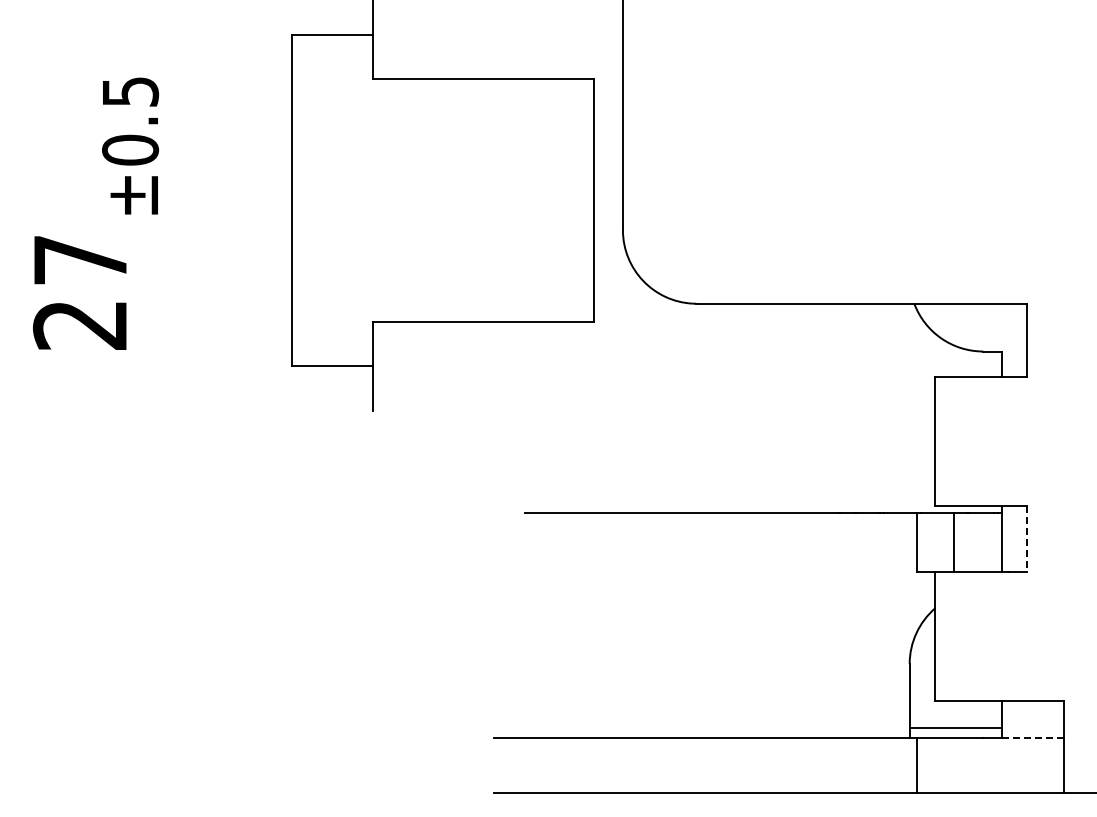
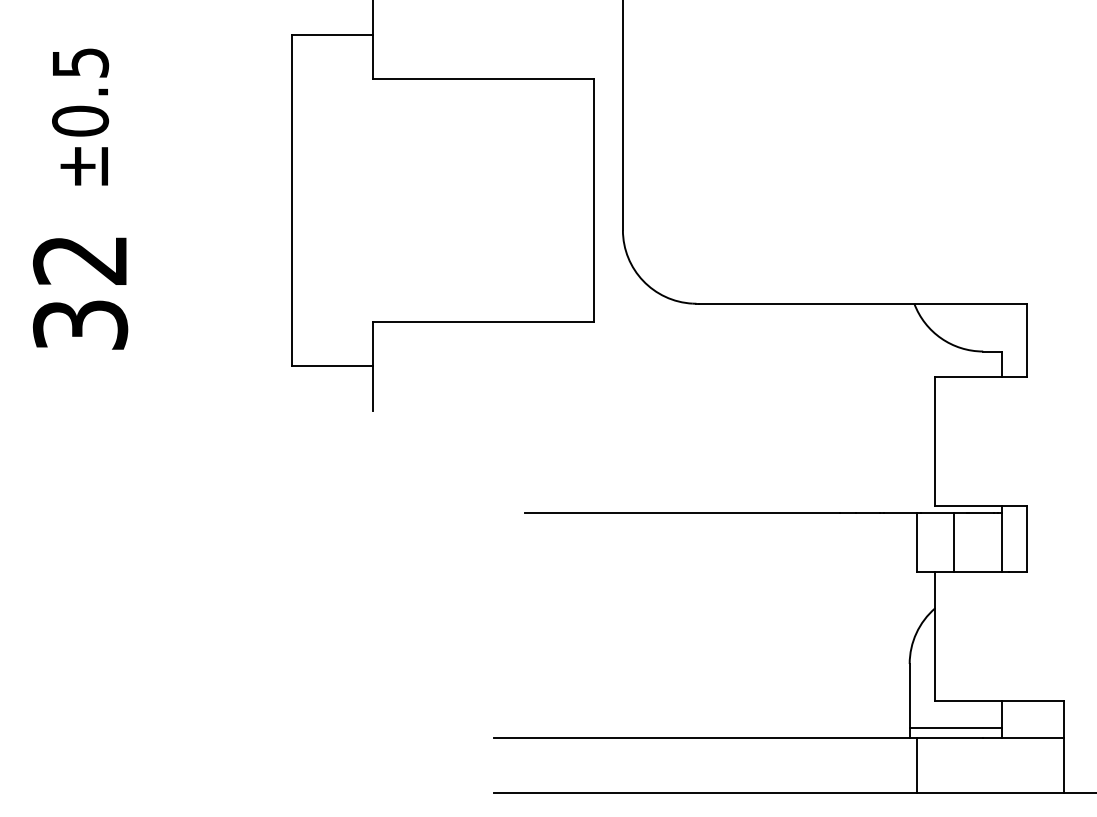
text position: (130, 145) -> (80, 116) (80, 116)
text: 27 -> 32 (80, 292)
line: dashed -> solid (1027, 539)
line: dashed -> solid (1033, 737)
